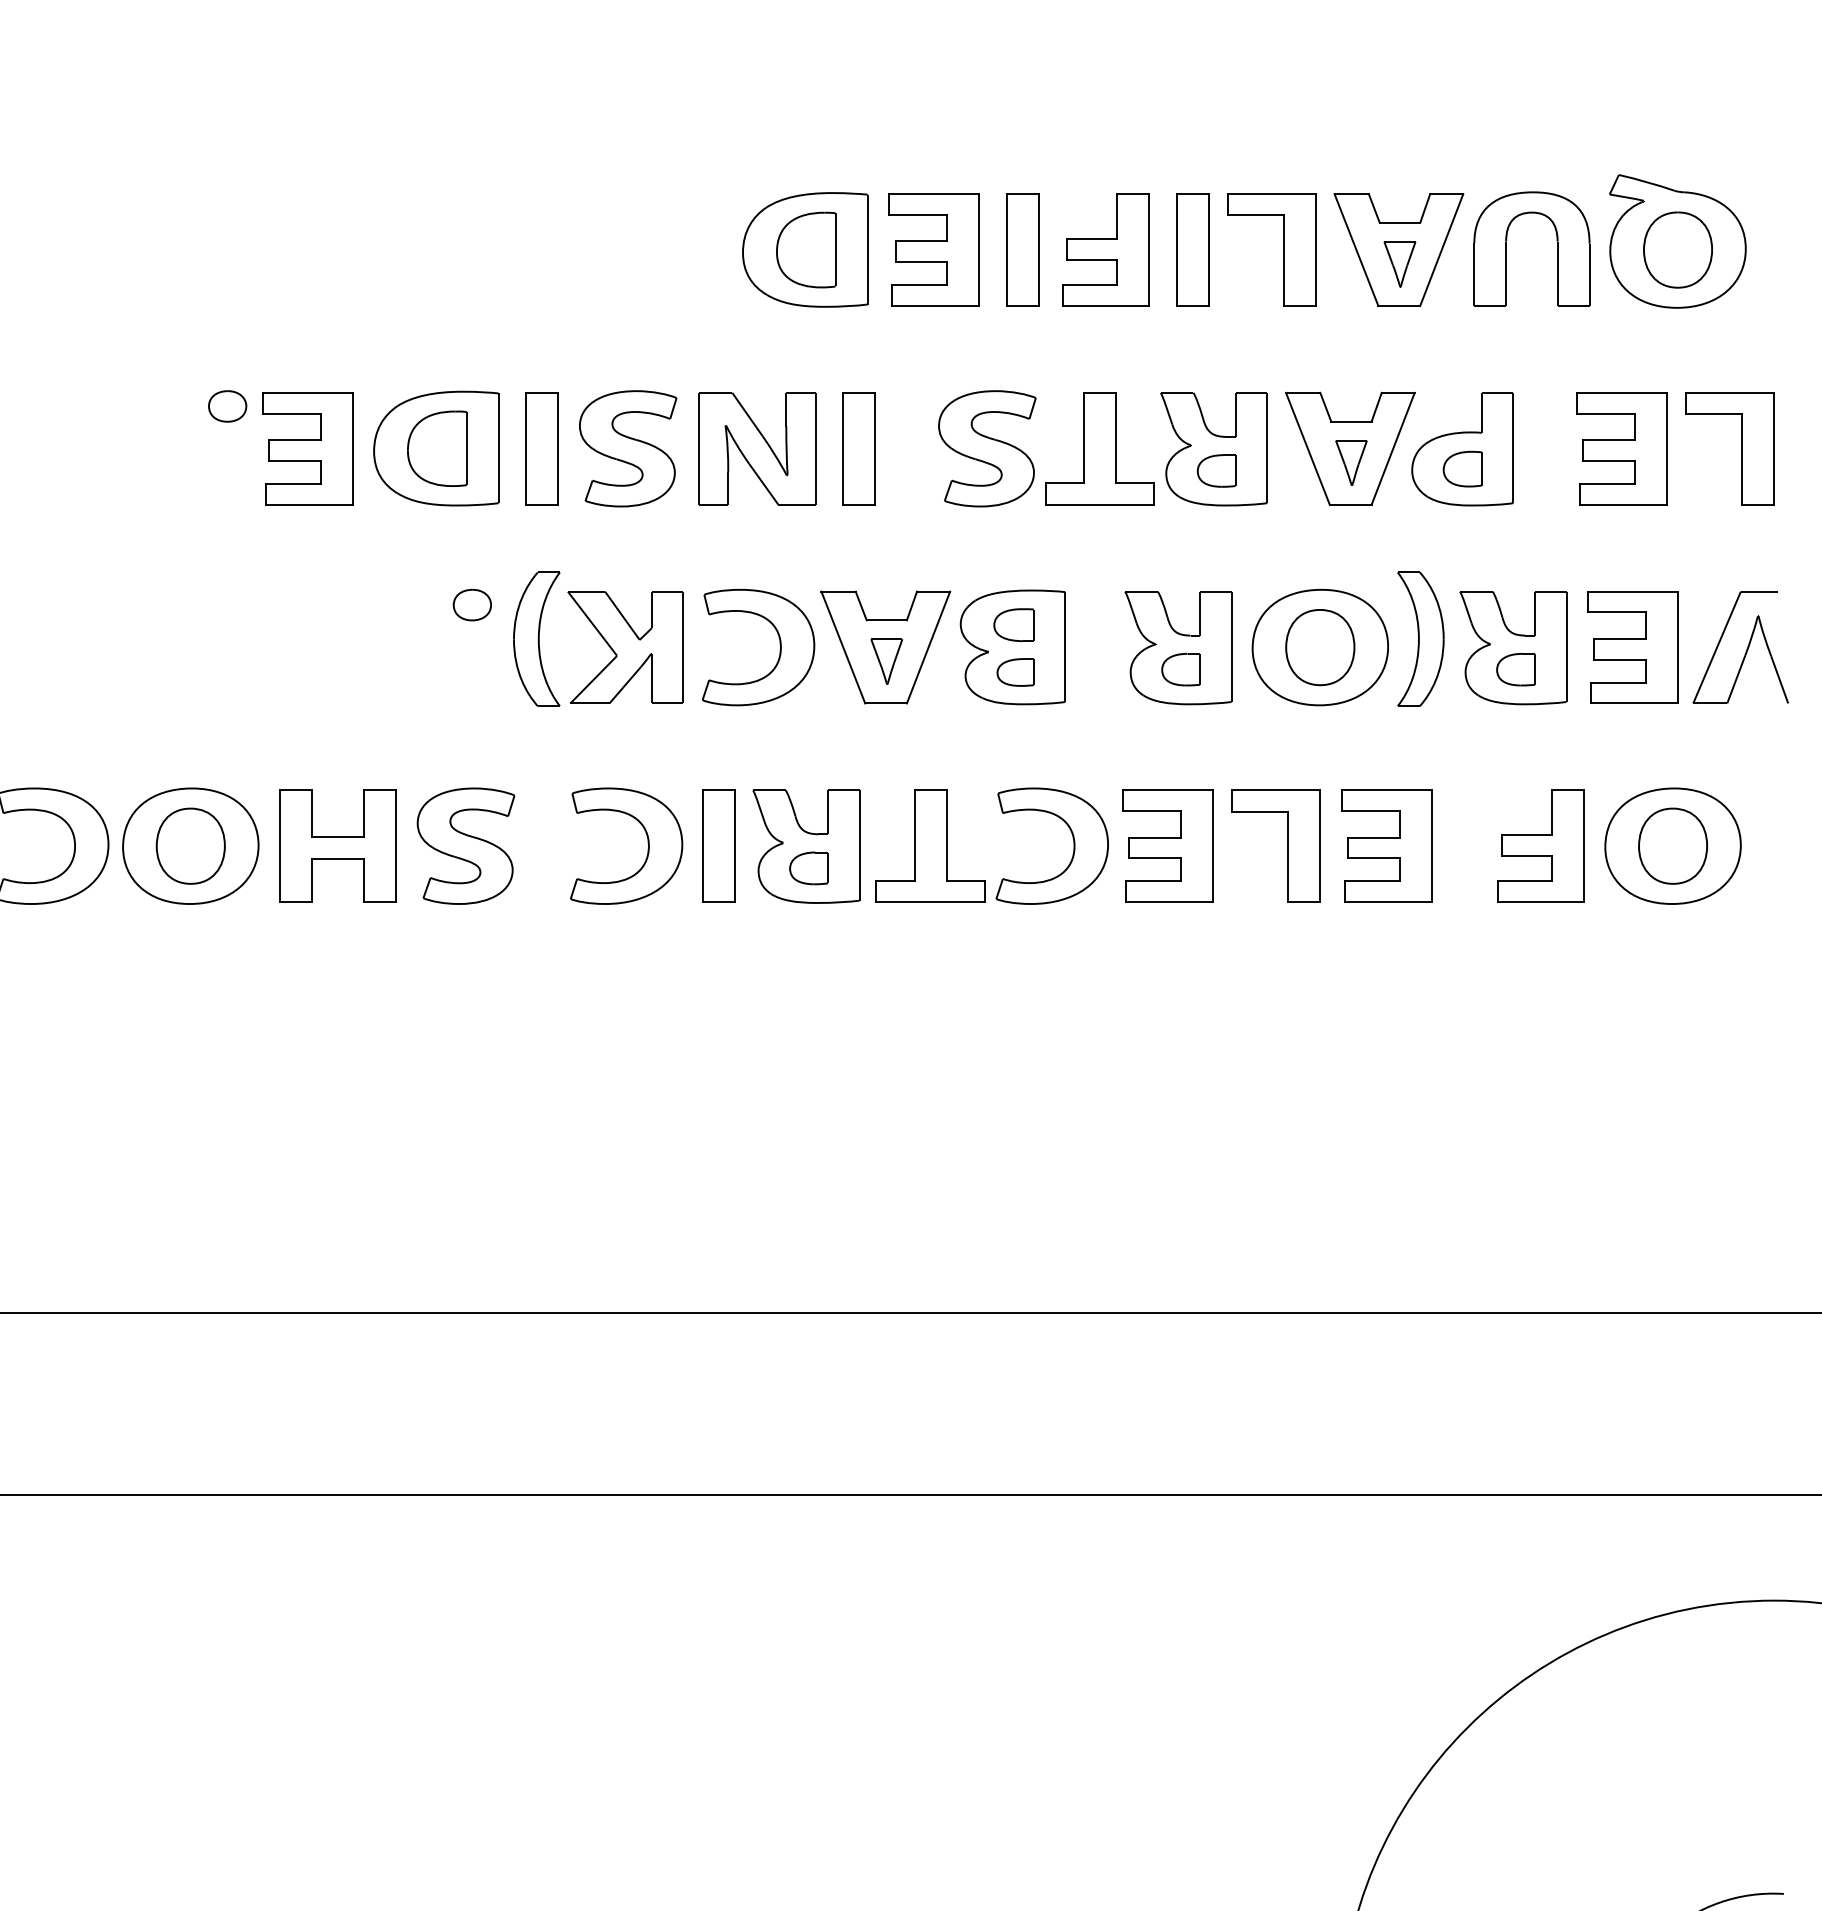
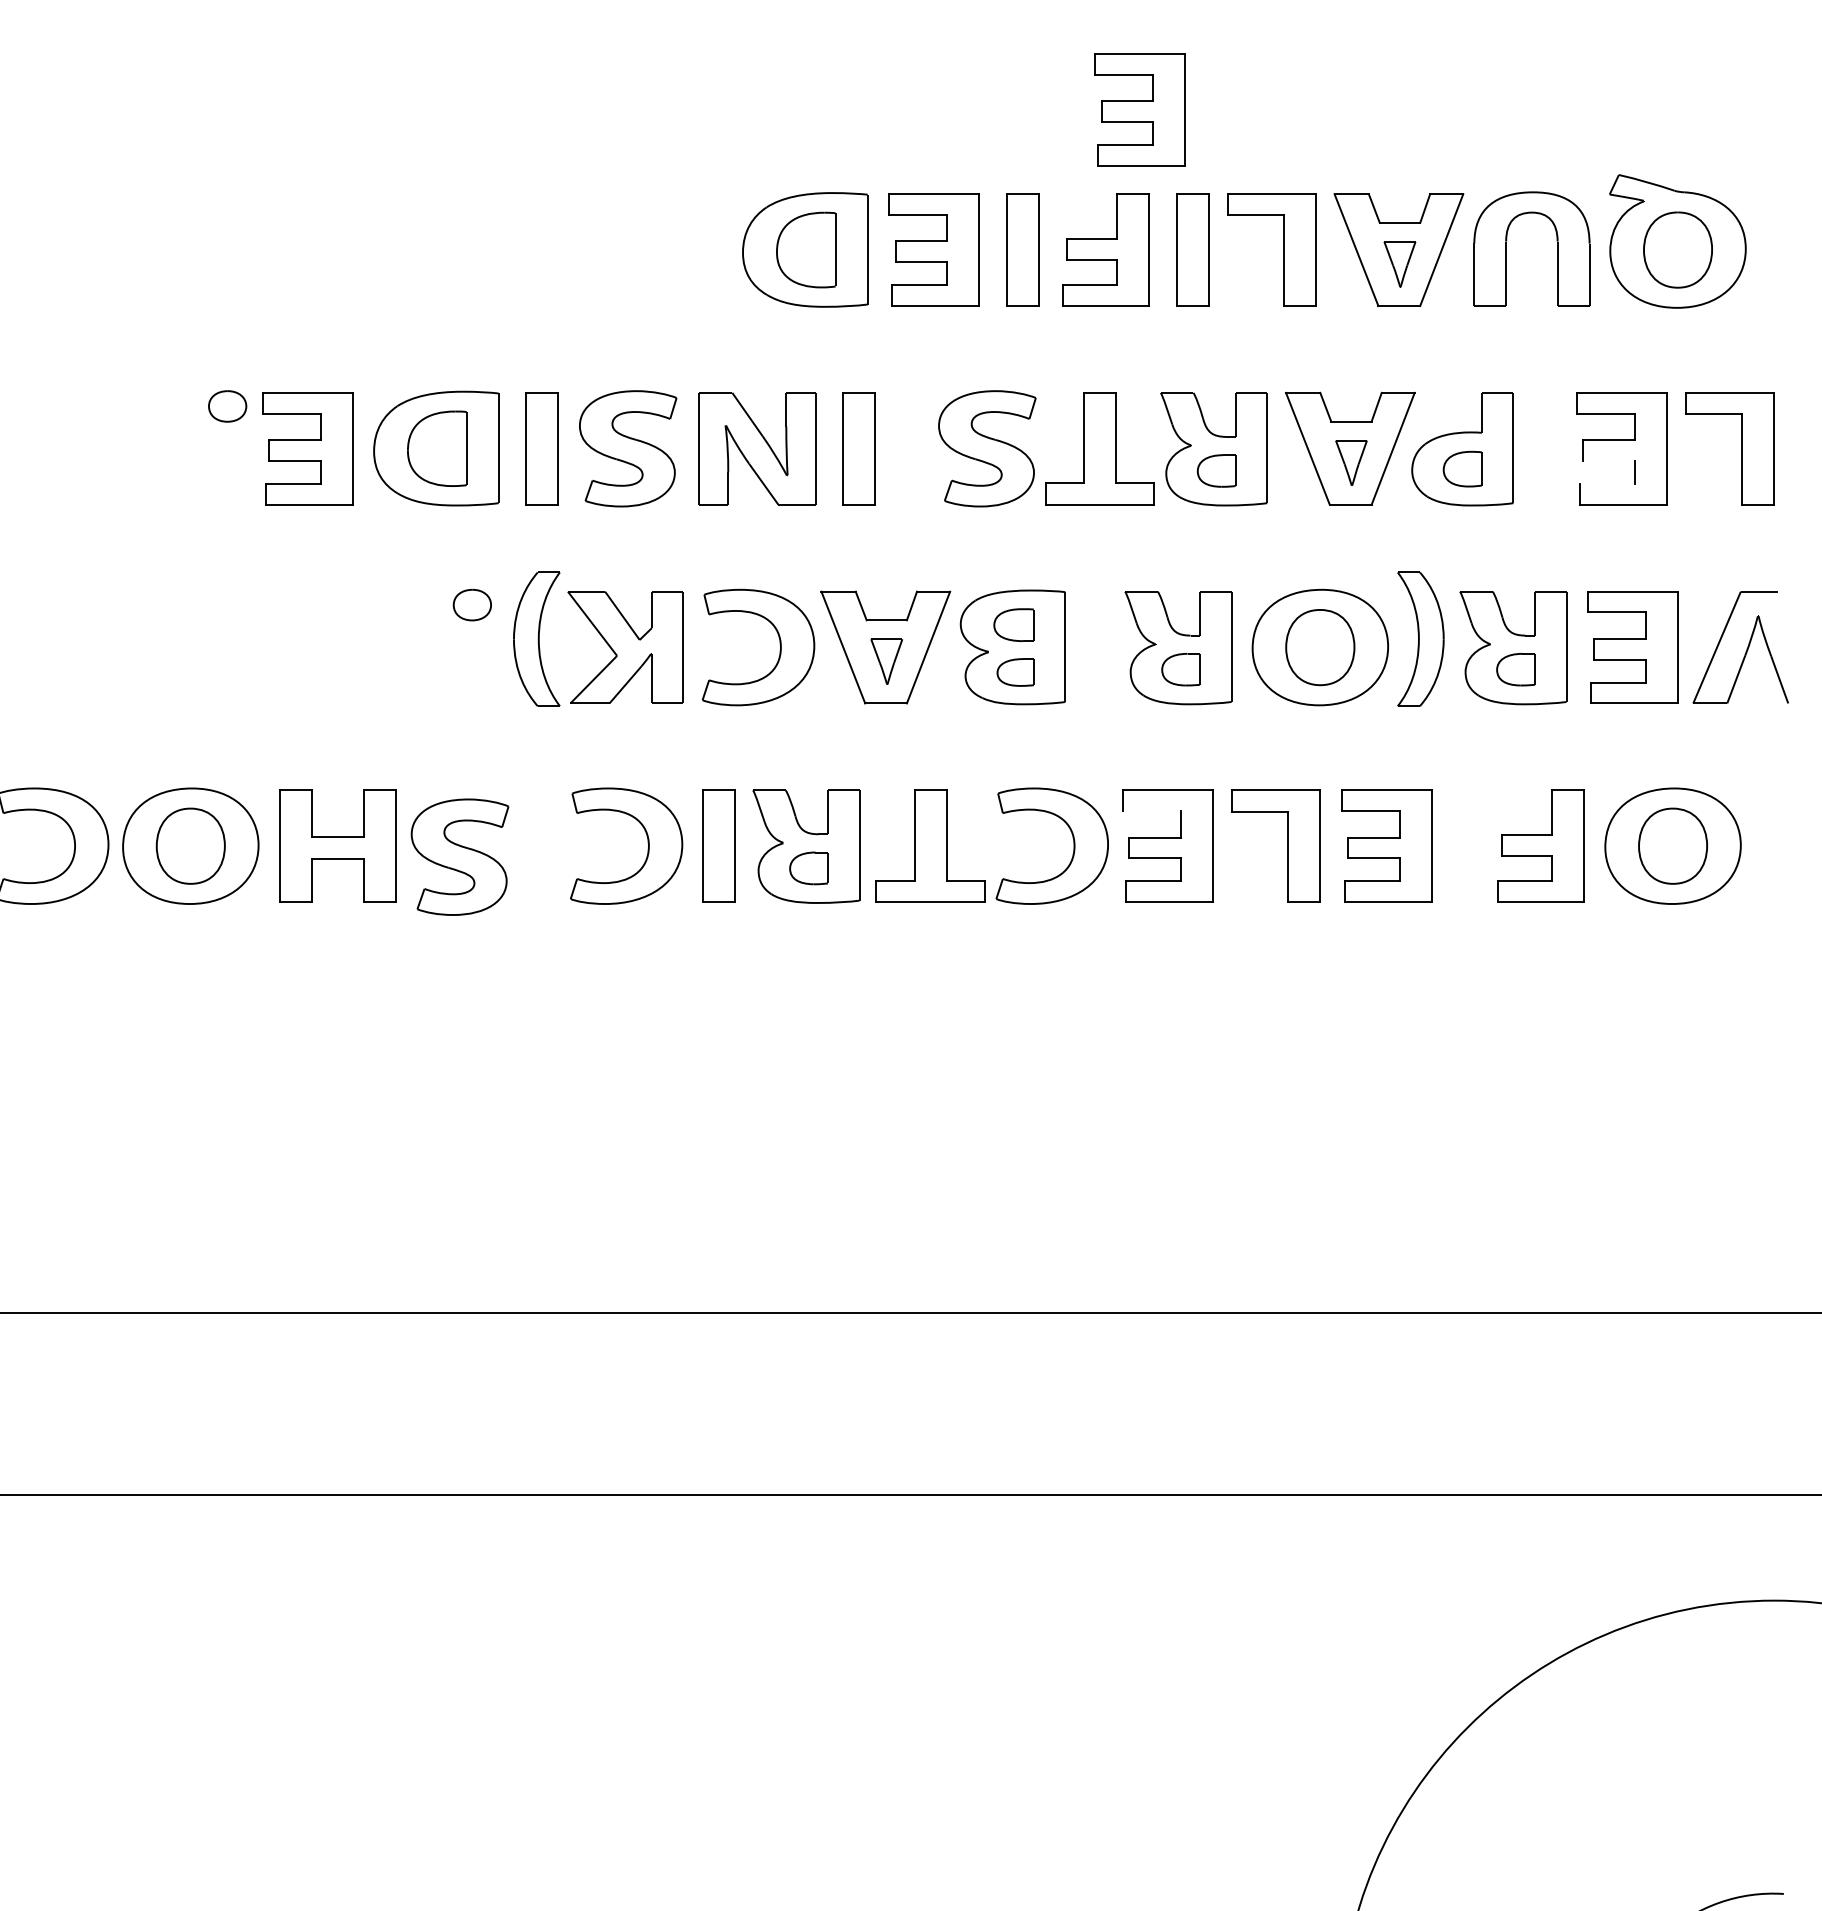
part: none -> present (1139, 109)
line: present -> none (1609, 460)
line: present -> none (1607, 483)
line: present -> none (1152, 811)
part position: (465, 845) -> (459, 856) (459, 856)
